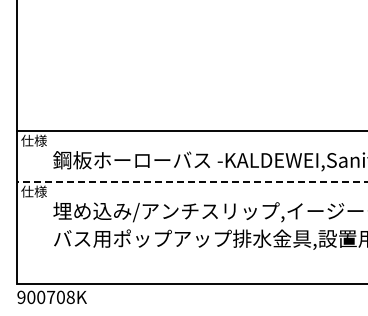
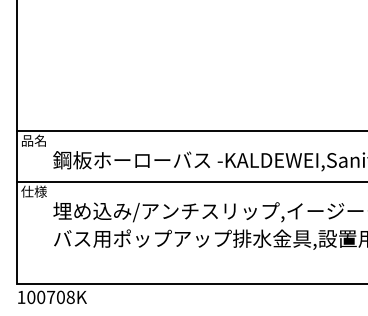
text: 仕様 -> 品名 (33, 140)
line: dashed -> solid (191, 181)
text: 900708K -> 100708K (21, 297)
